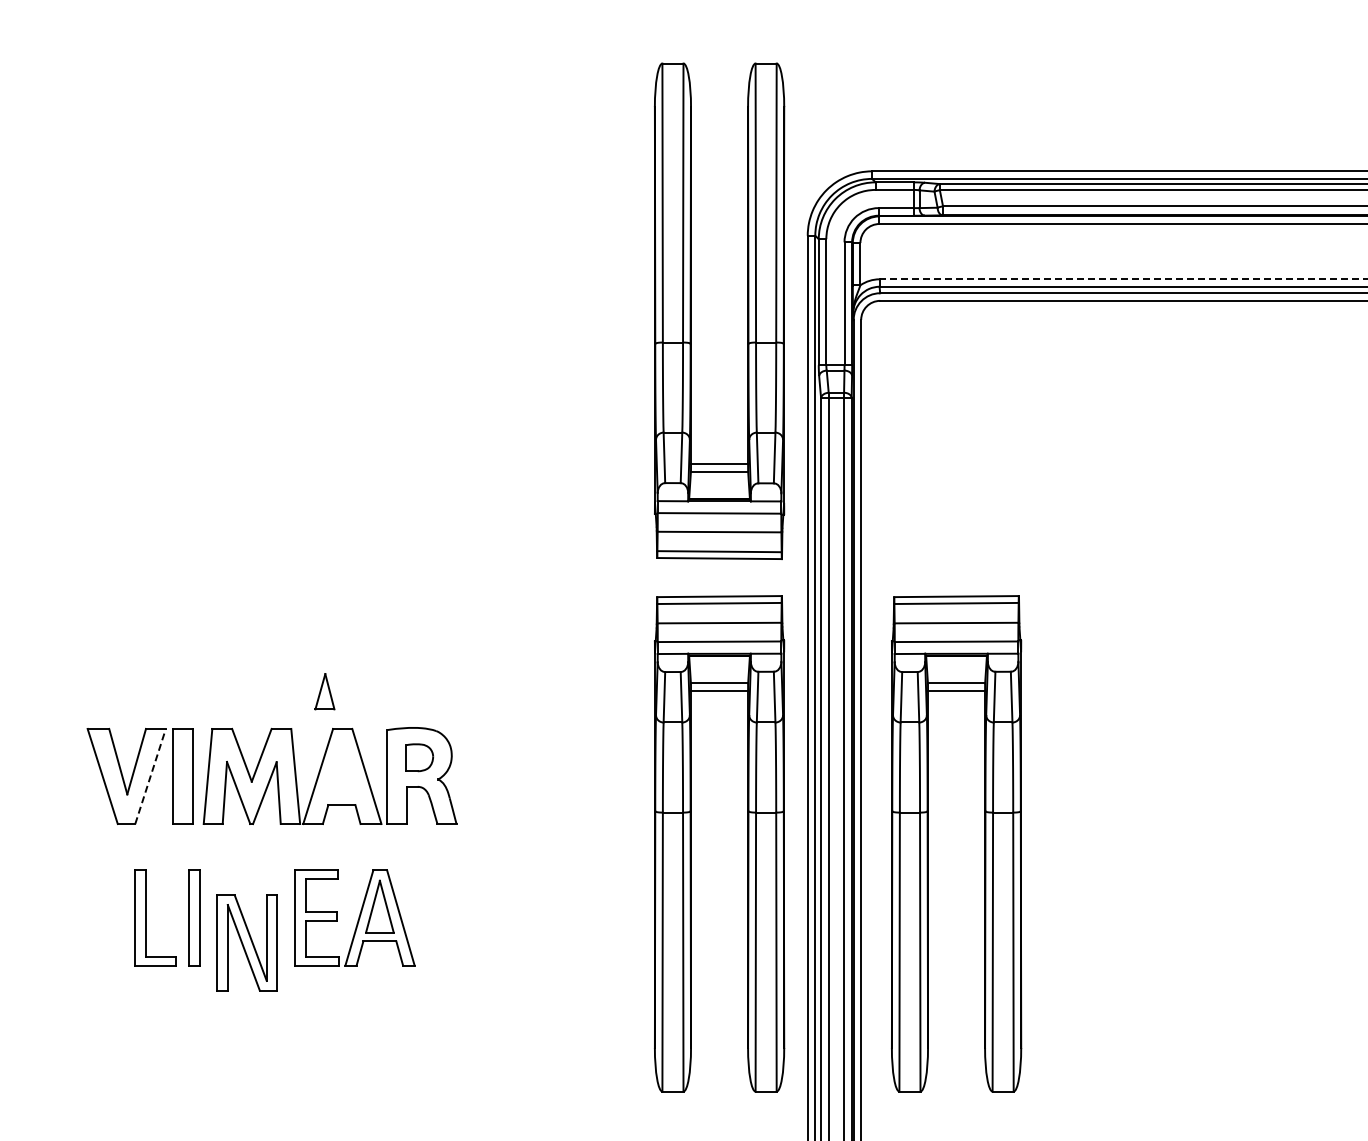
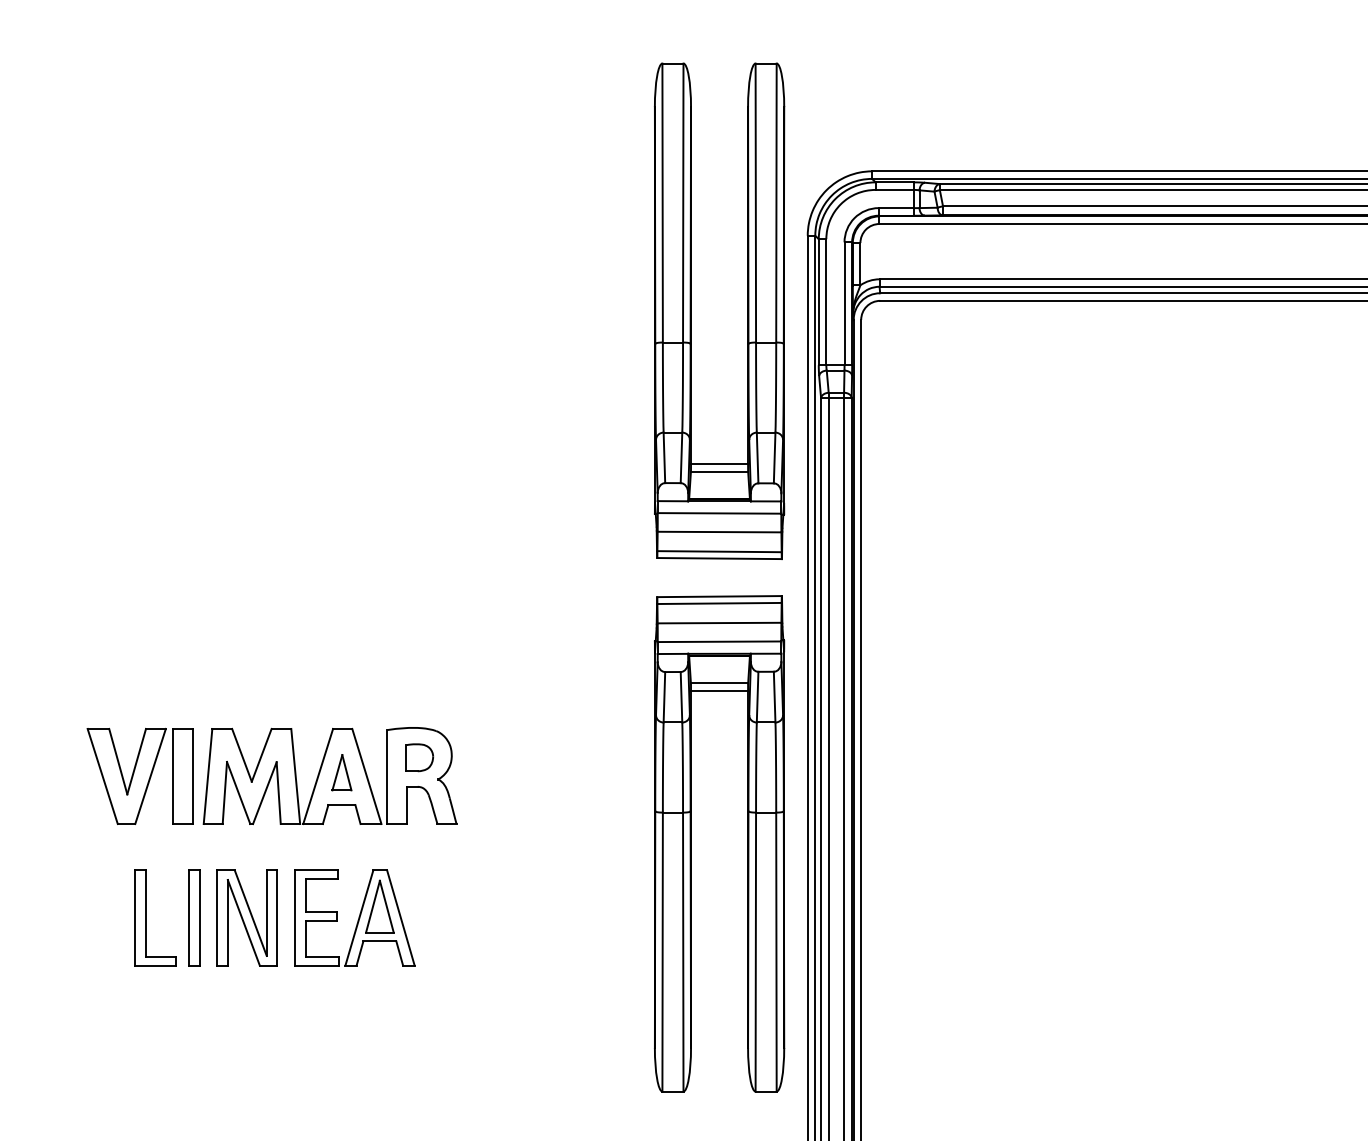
line: dashed -> solid (1123, 279)
part position: (324, 691) -> (341, 772) (341, 772)
line: dashed -> solid (150, 776)
part: present -> none (928, 843)
part position: (246, 942) -> (246, 917) (246, 917)
